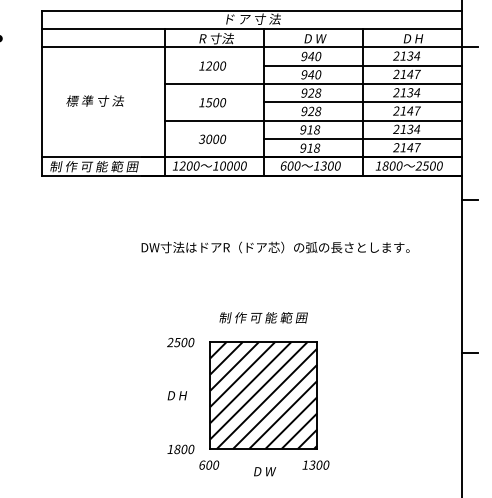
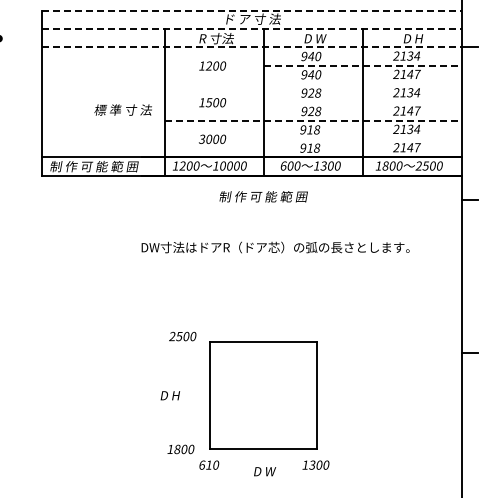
line: solid -> dashed (252, 10)
line: solid -> dashed (252, 29)
line: solid -> dashed (252, 47)
line: solid -> dashed (363, 65)
line: present -> none (313, 84)
text position: (94, 100) -> (122, 109) (122, 109)
line: present -> none (362, 102)
line: solid -> dashed (313, 120)
line: present -> none (362, 139)
text position: (263, 317) -> (263, 196) (263, 196)
text position: (180, 342) -> (182, 336) (182, 336)
text position: (176, 395) -> (169, 395) (169, 395)
hatch: present -> none (263, 395)
text: 600 -> 610 (209, 464)
